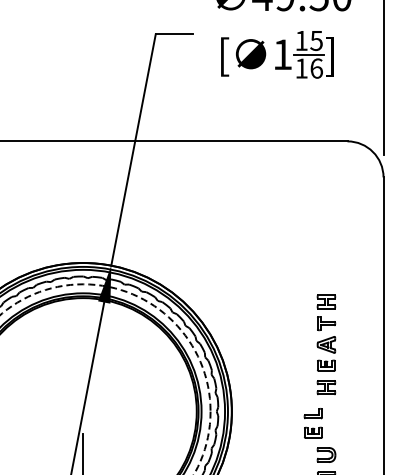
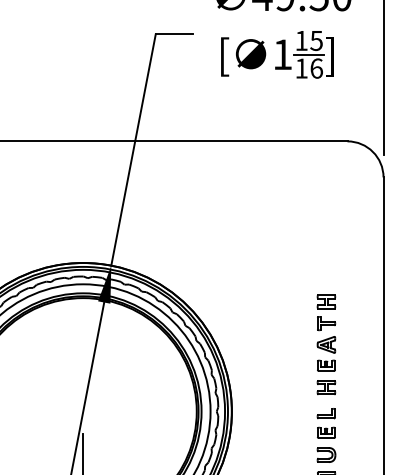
circle: dashed -> solid (105, 379)
part position: (312, 423) -> (325, 423) (325, 423)
